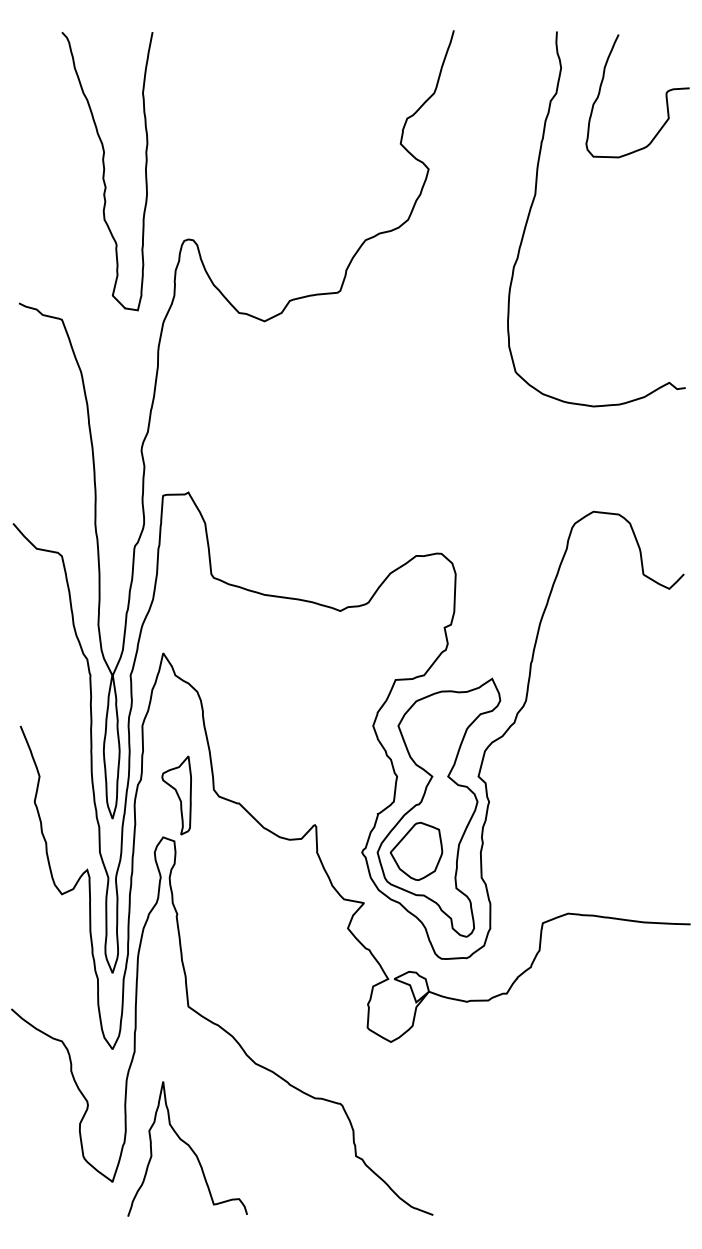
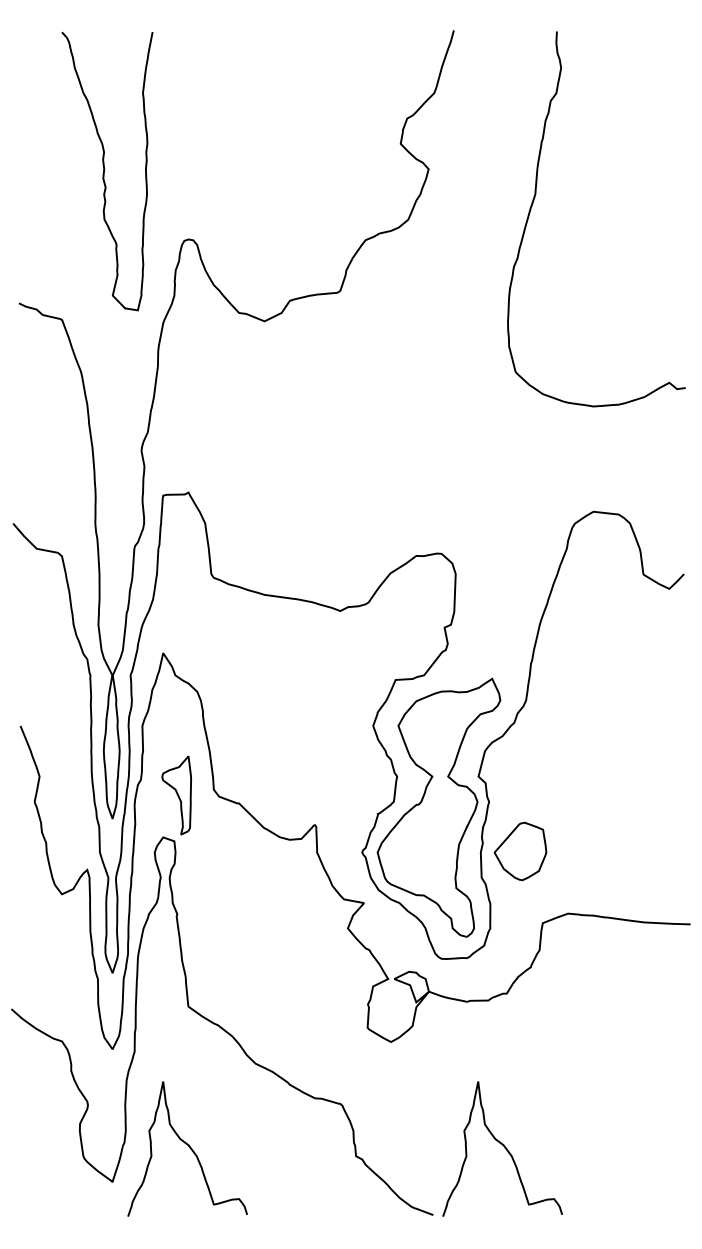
curve: present -> none (665, 96)
part position: (416, 850) -> (520, 850) (520, 850)
curve: none -> present (504, 1148)
